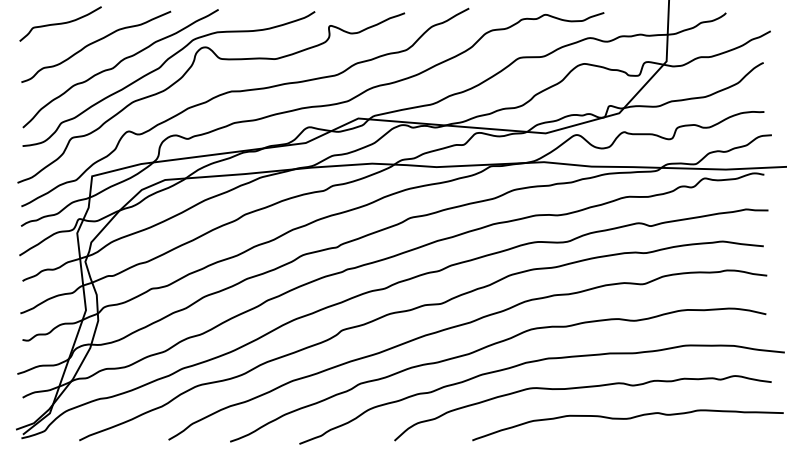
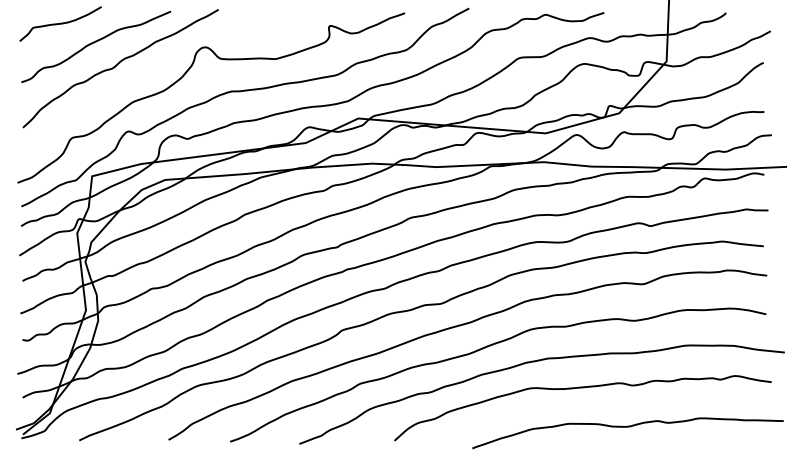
curve: present -> none (160, 68)
curve position: (627, 419) -> (627, 427) (627, 427)
